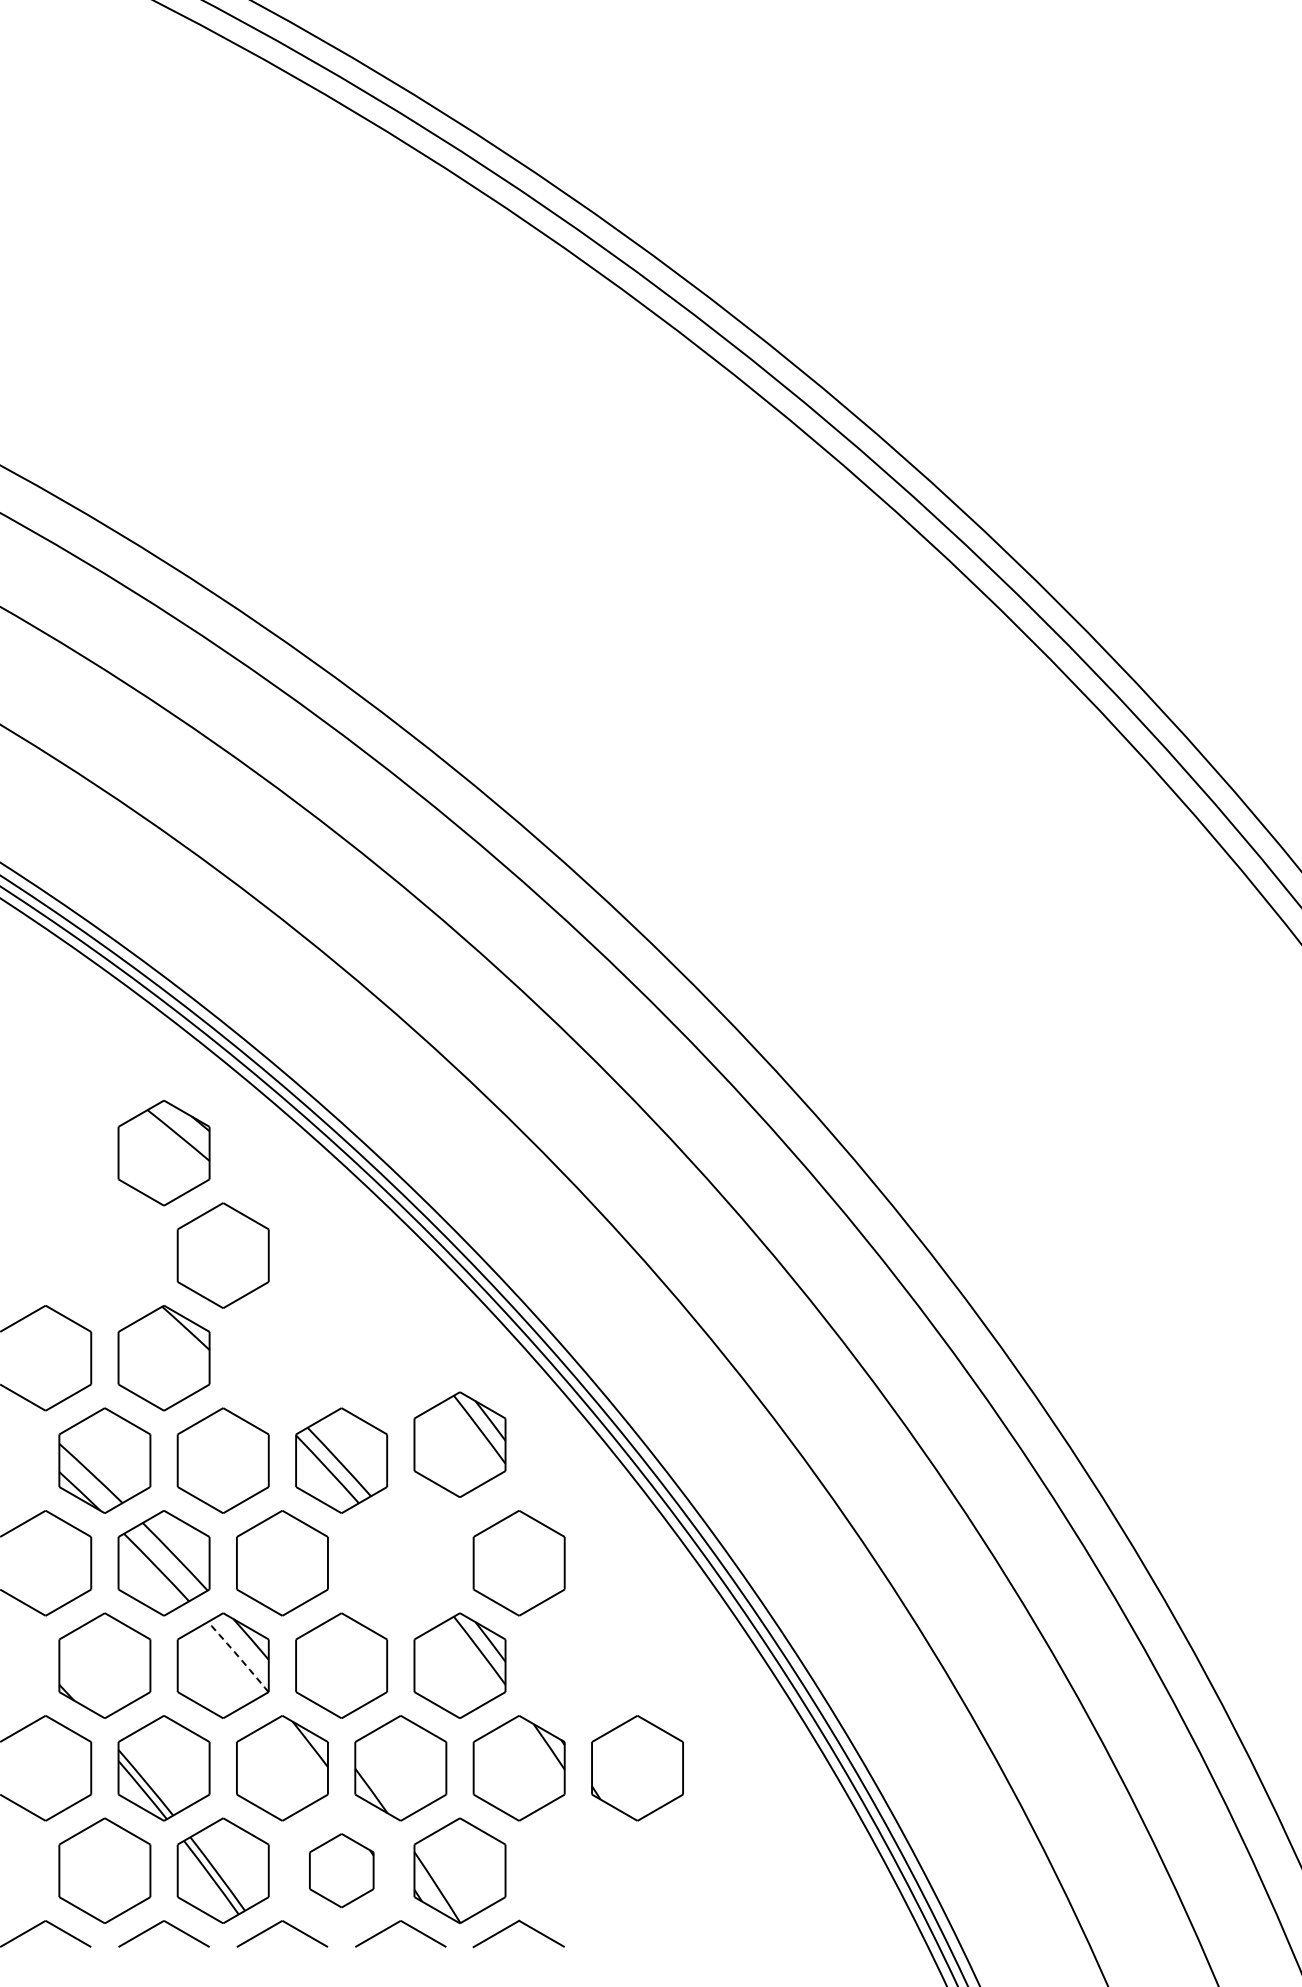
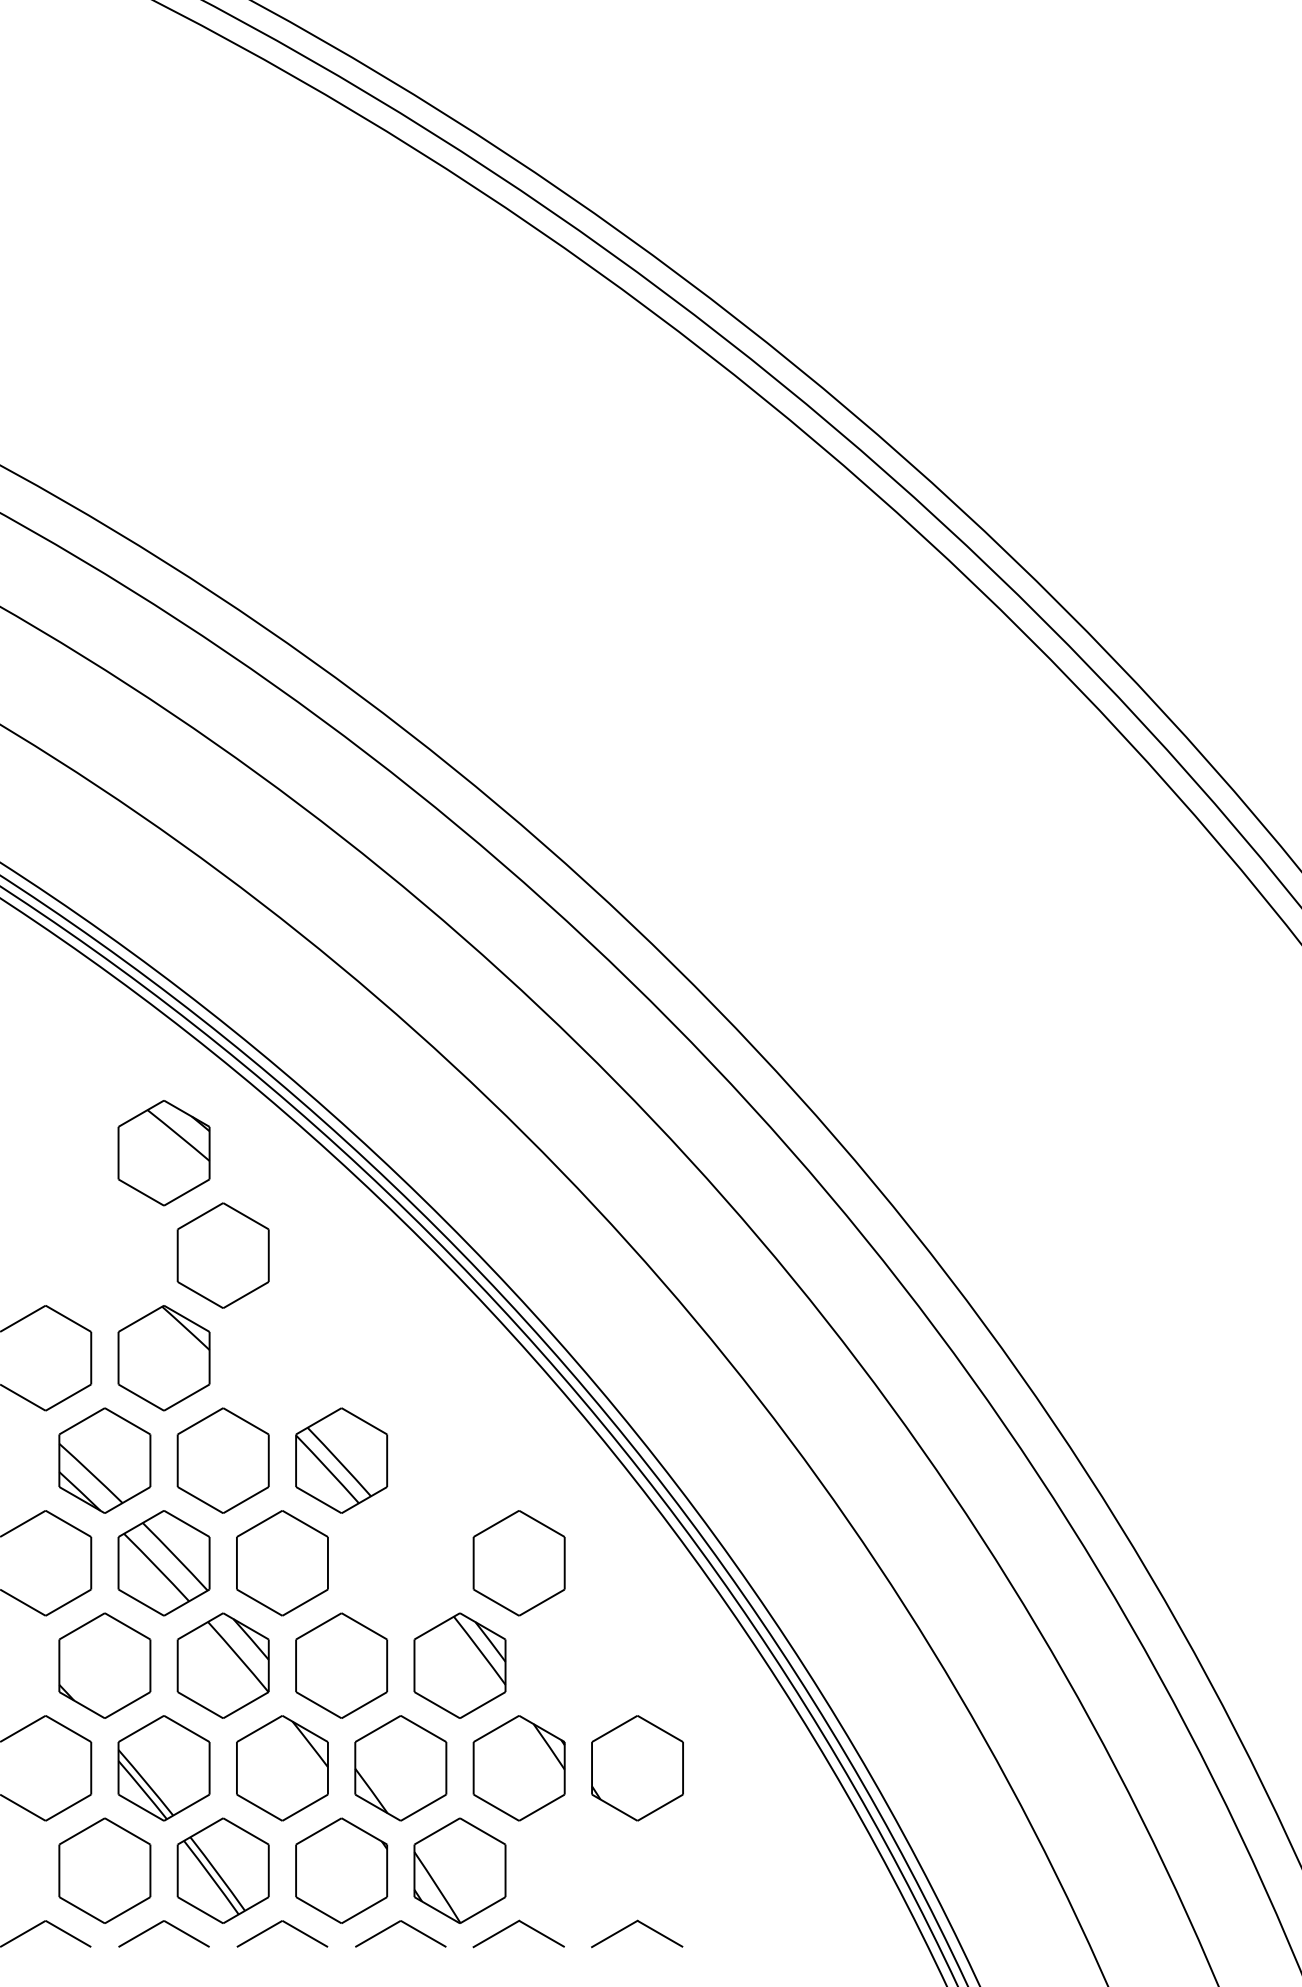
part: present -> none (459, 1444)
arc: dashed -> solid (238, 1656)
part size: 66x76 px -> 94x107 px (341, 1870)
part: none -> present (633, 1924)
